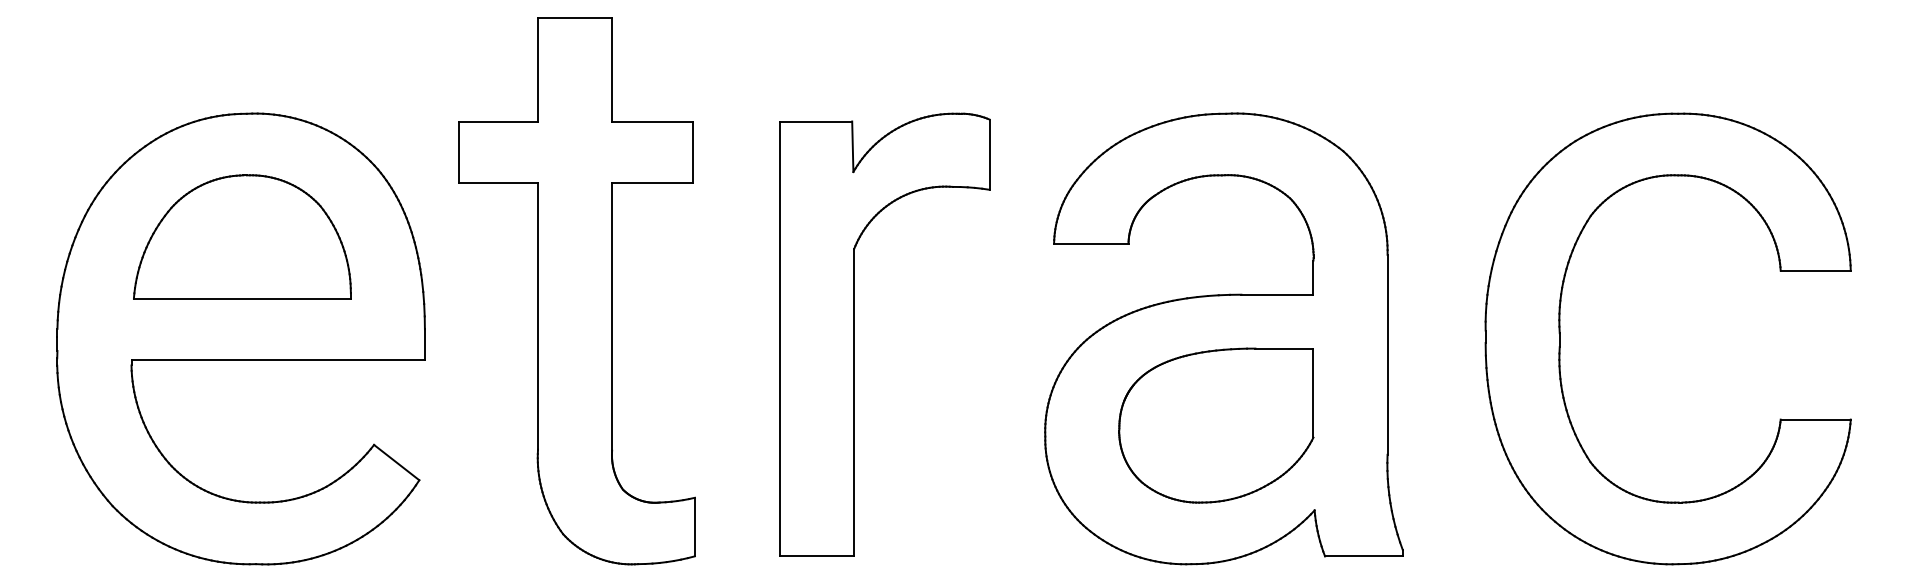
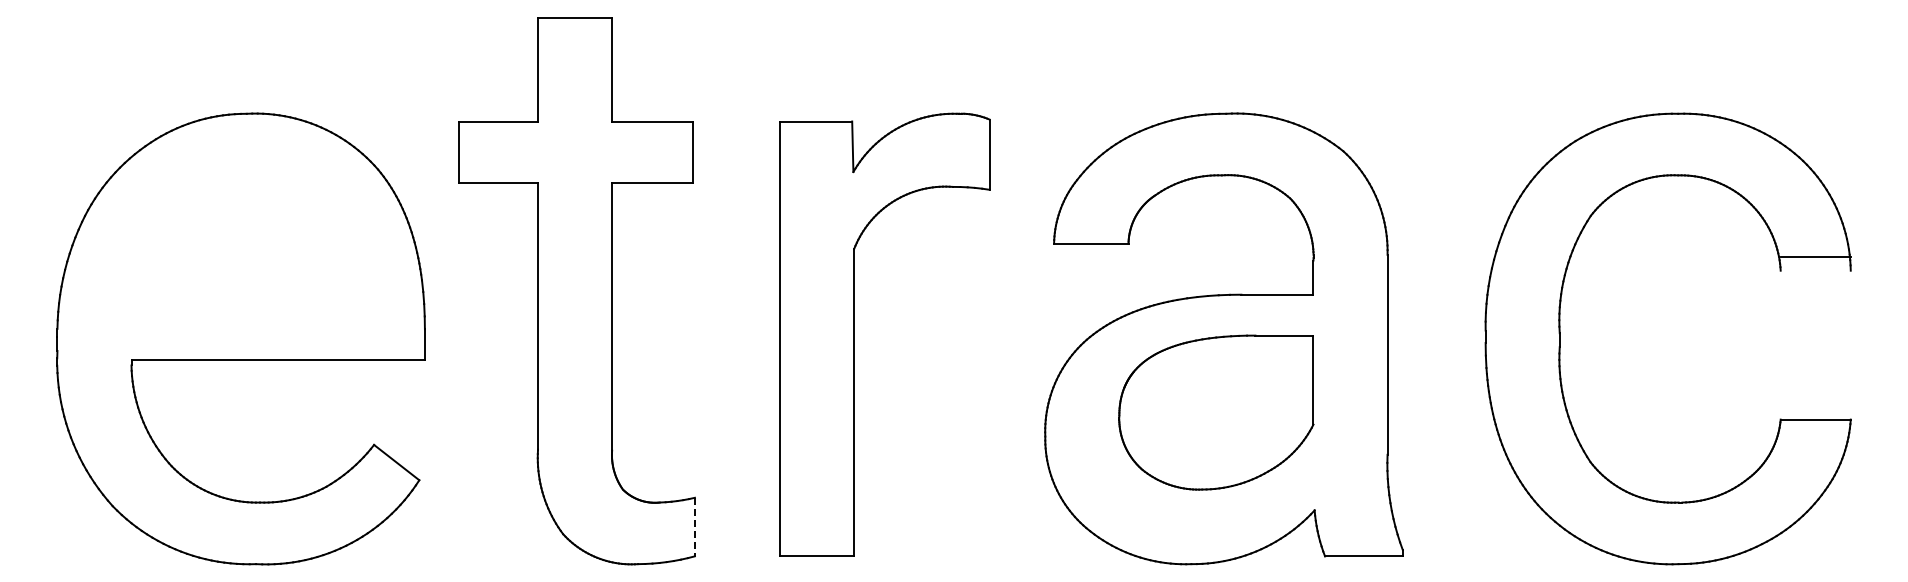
part: present -> none (242, 236)
line position: (1815, 270) -> (1815, 256) (1815, 256)
part position: (1216, 425) -> (1216, 412) (1216, 412)
line: solid -> dashed (694, 527)
